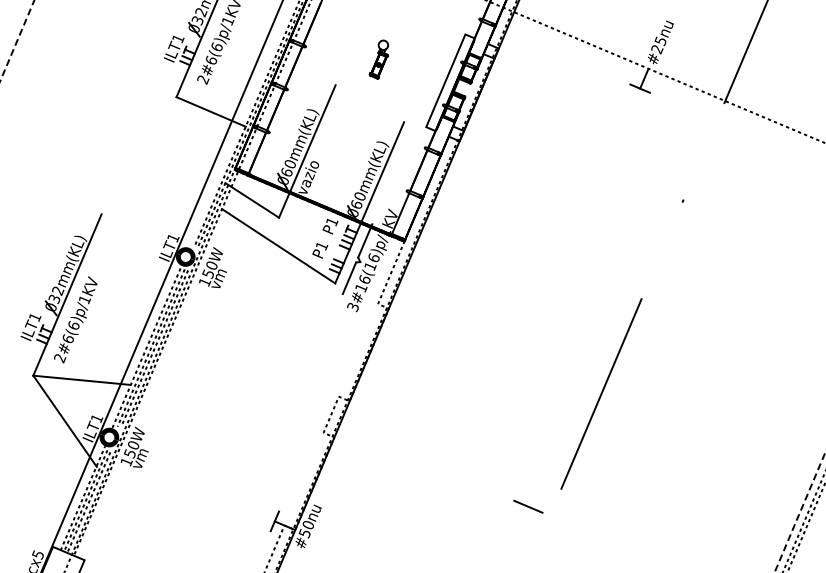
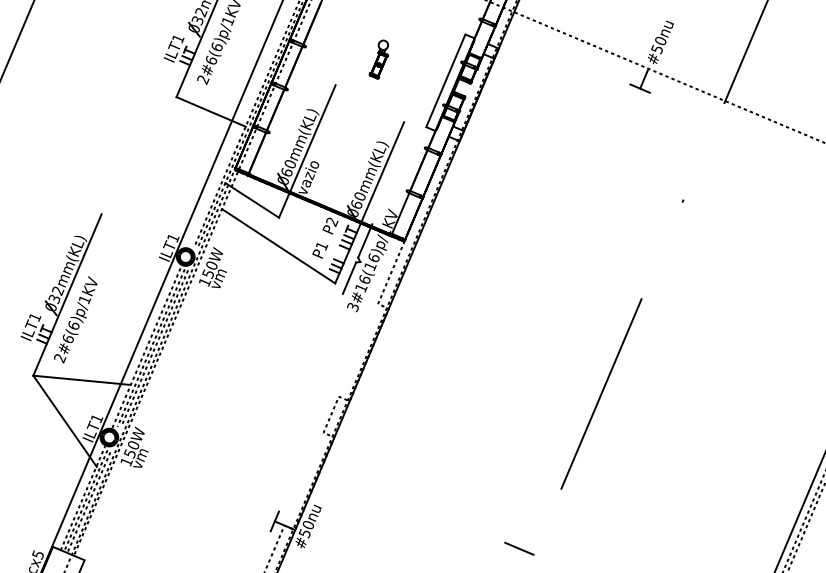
line: dashed -> solid (17, 41)
text: #25nu -> #50nu (658, 45)
text: P1 -> P2 (331, 221)
line position: (528, 506) -> (519, 548) (519, 548)
line: dashed -> solid (800, 511)
